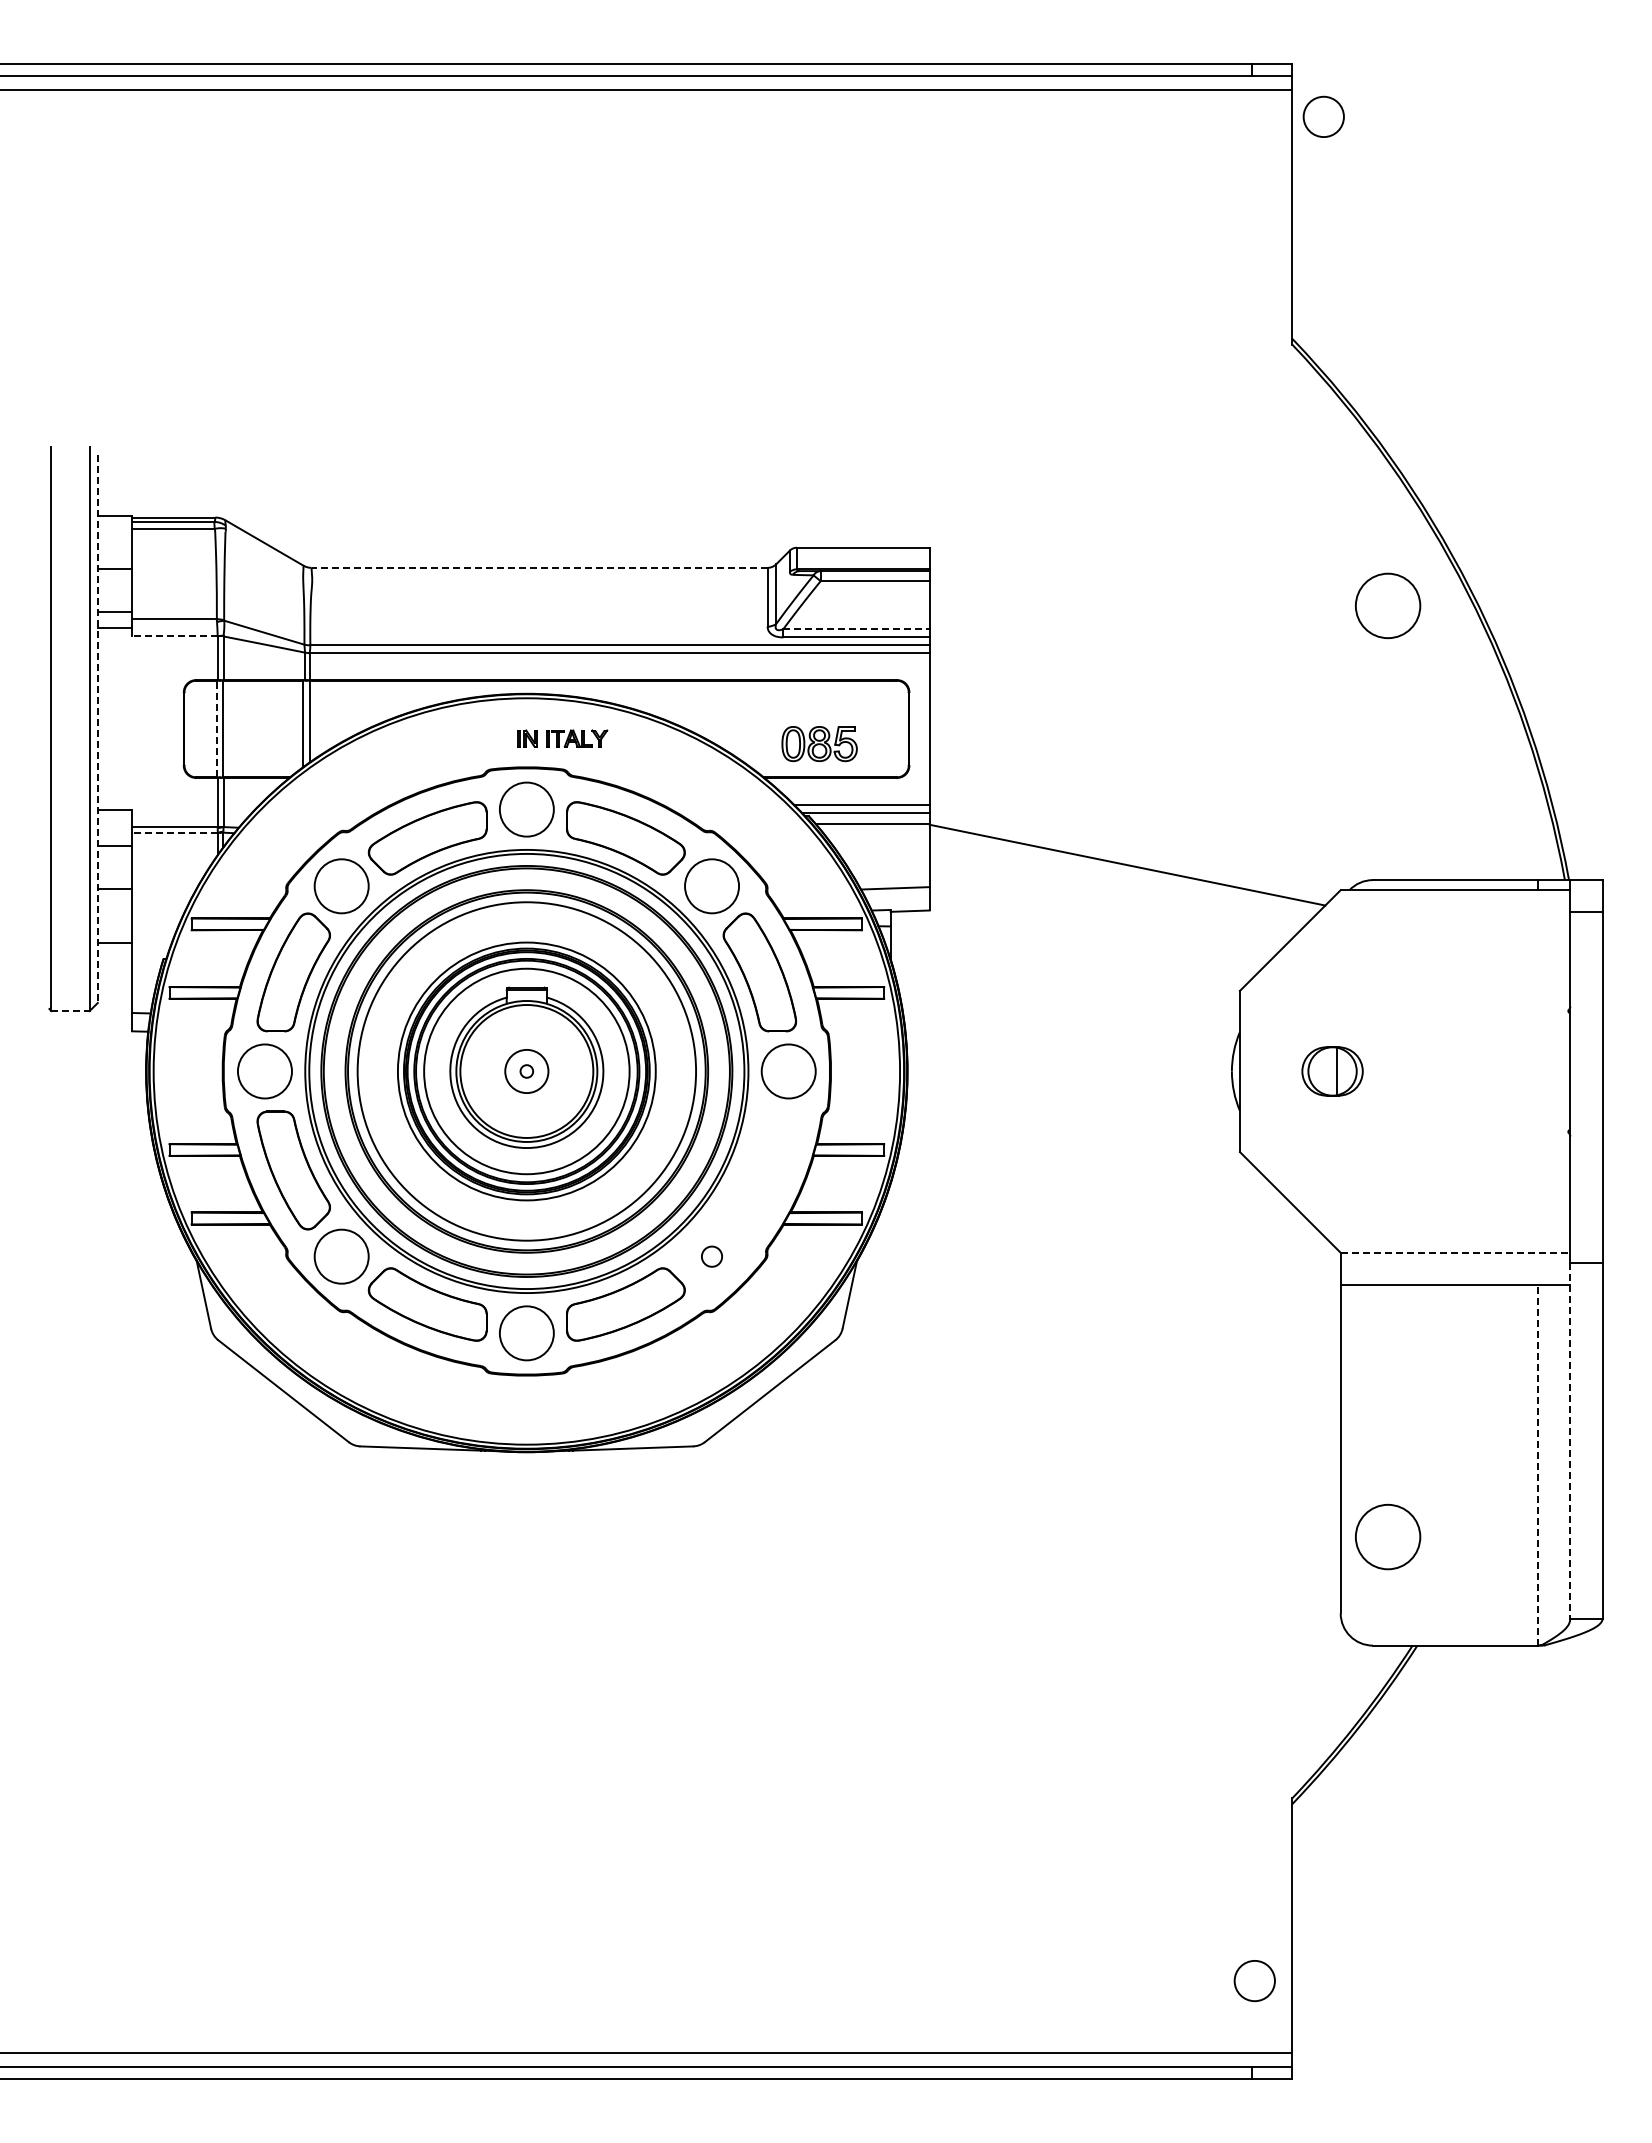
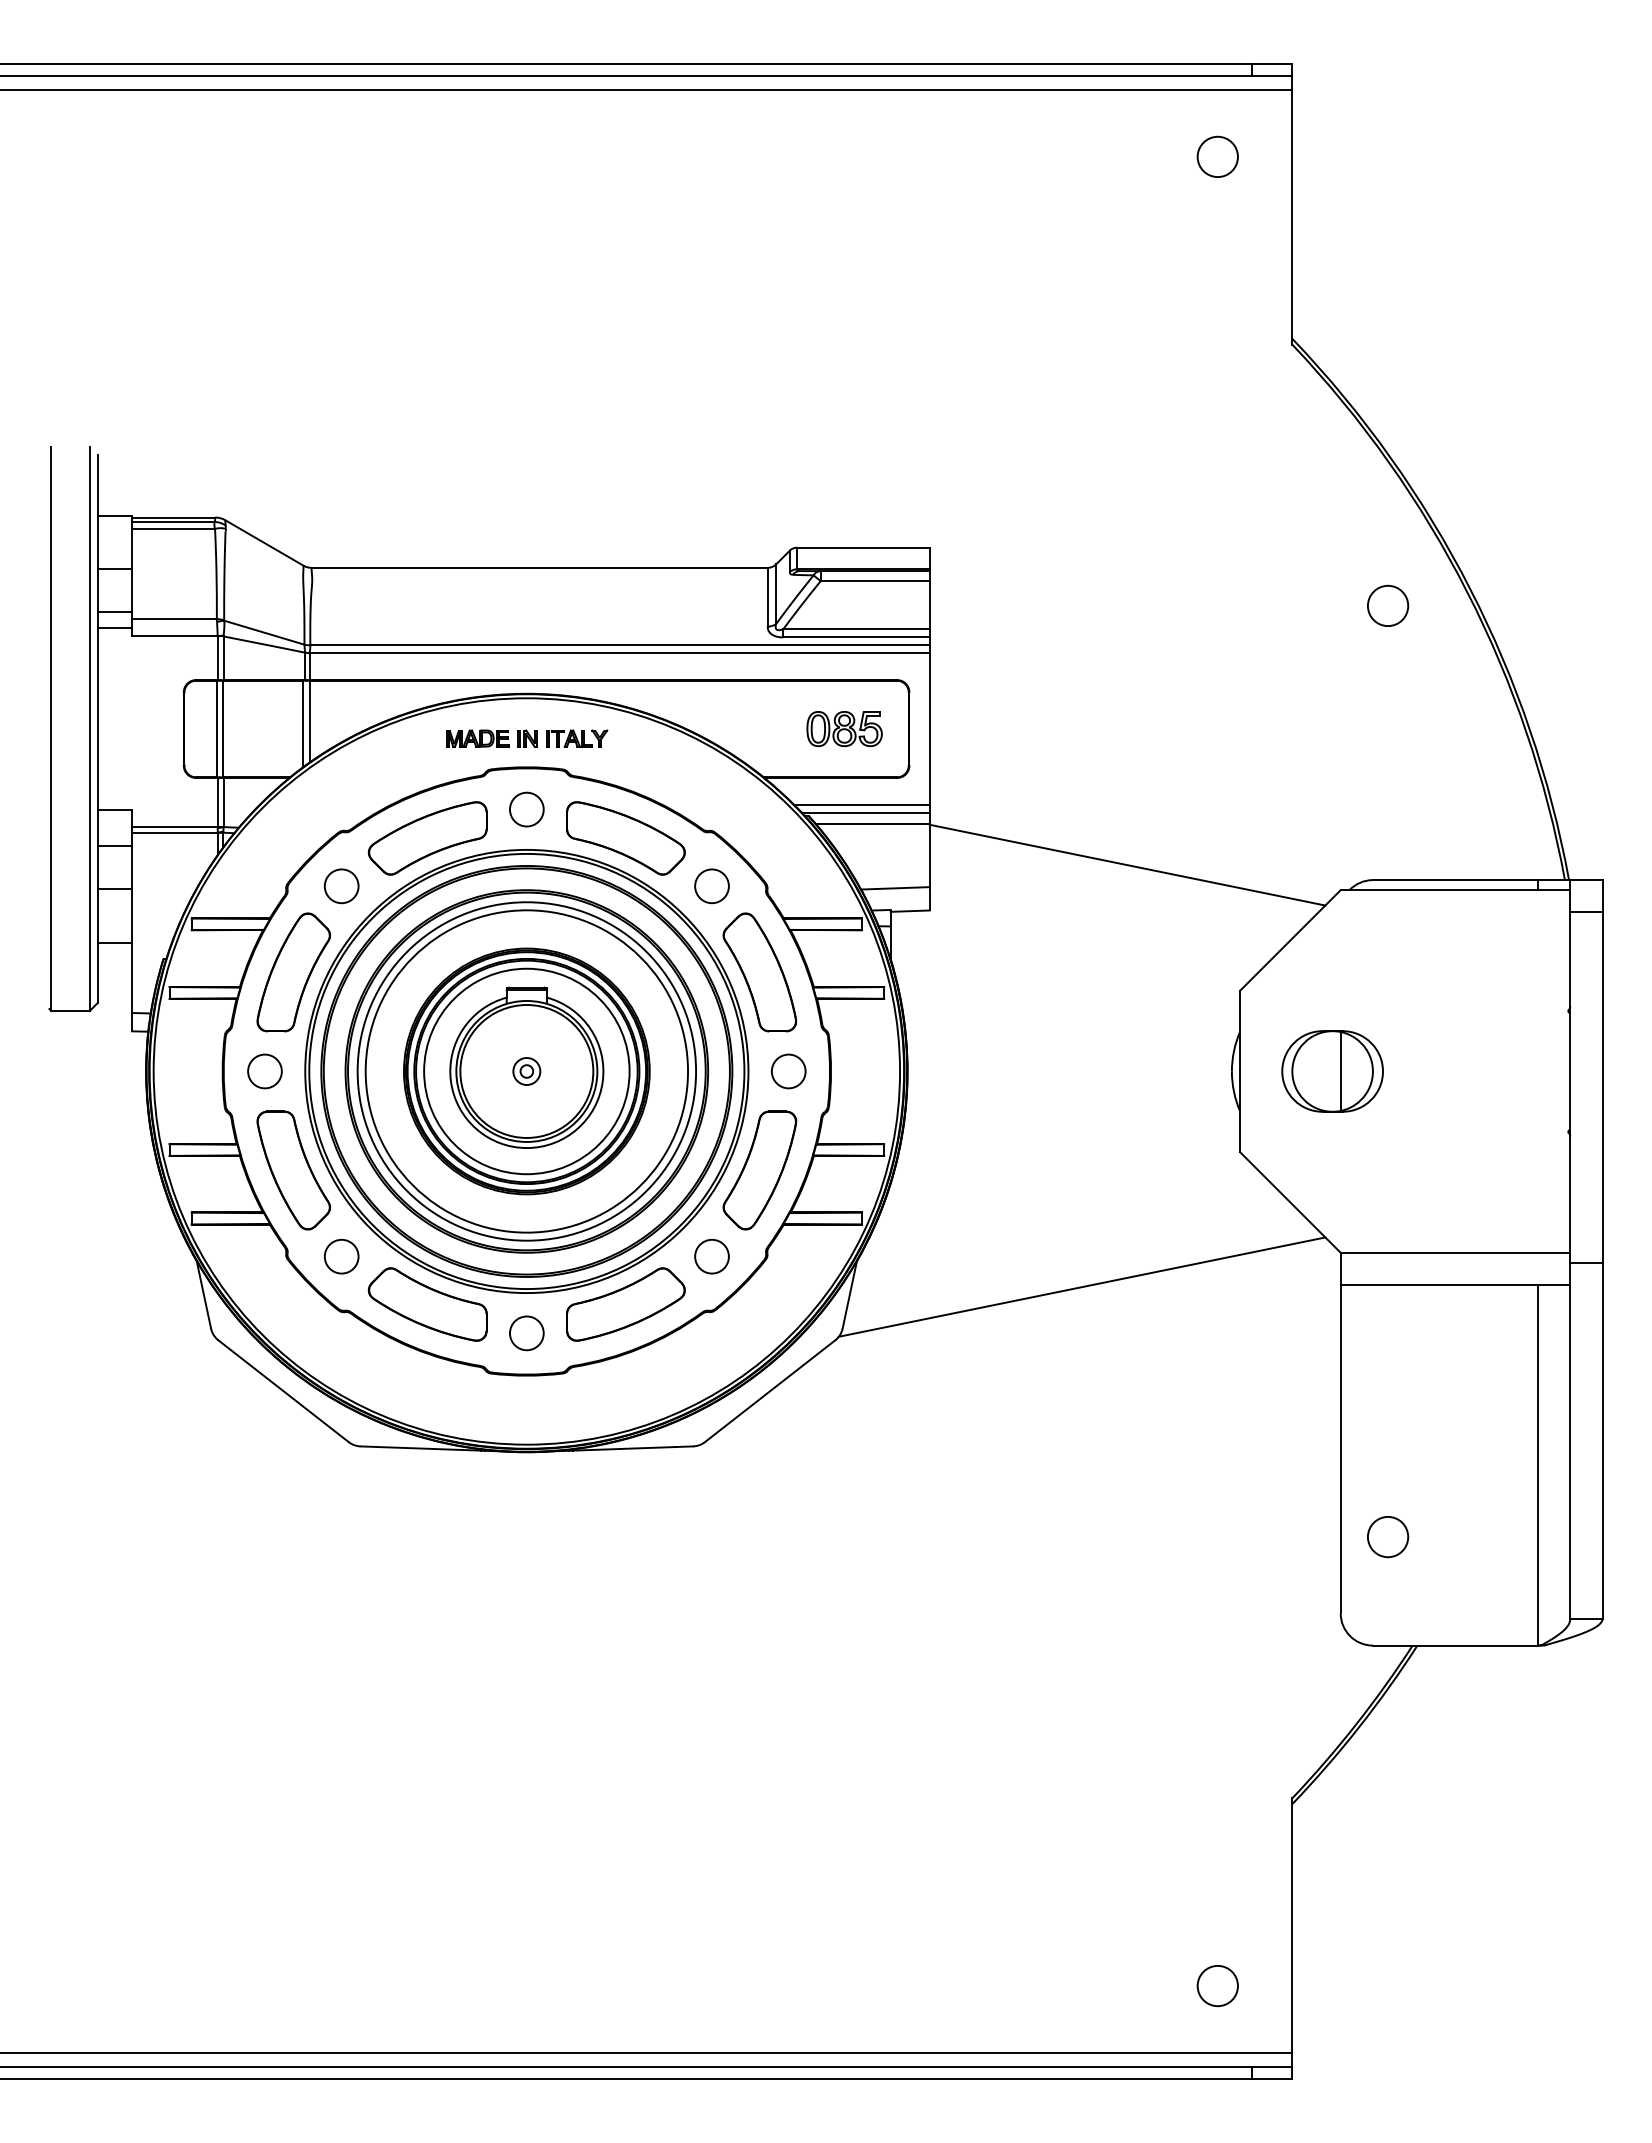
circle position: (1323, 116) -> (1217, 156) (1217, 156)
line: dashed -> solid (539, 567)
circle diameter: 64 px -> 40 px (1387, 605)
line: dashed -> solid (857, 629)
line: dashed -> solid (174, 636)
line: dashed -> solid (216, 728)
line: dashed -> solid (97, 729)
part: none -> present (477, 738)
part position: (819, 744) -> (844, 729) (844, 729)
circle diameter: 54 px -> 34 px (526, 809)
line: dashed -> solid (174, 832)
circle diameter: 54 px -> 34 px (341, 886)
circle diameter: 54 px -> 34 px (711, 886)
line: dashed -> solid (71, 1011)
circle diameter: 54 px -> 34 px (264, 1071)
circle diameter: 258 px -> 322 px (526, 1071)
circle diameter: 43 px -> 27 px (526, 1070)
circle diameter: 54 px -> 34 px (788, 1071)
part size: 63x51 px -> 103x83 px (1332, 1071)
part: none -> present (759, 1170)
line: dashed -> solid (1455, 1252)
circle diameter: 54 px -> 34 px (341, 1256)
circle diameter: 20 px -> 34 px (711, 1256)
line: none -> present (1081, 1286)
circle diameter: 54 px -> 34 px (526, 1333)
line: dashed -> solid (1570, 1440)
line: dashed -> solid (1538, 1464)
circle diameter: 64 px -> 40 px (1387, 1536)
circle position: (1254, 1981) -> (1217, 1986) (1217, 1986)
